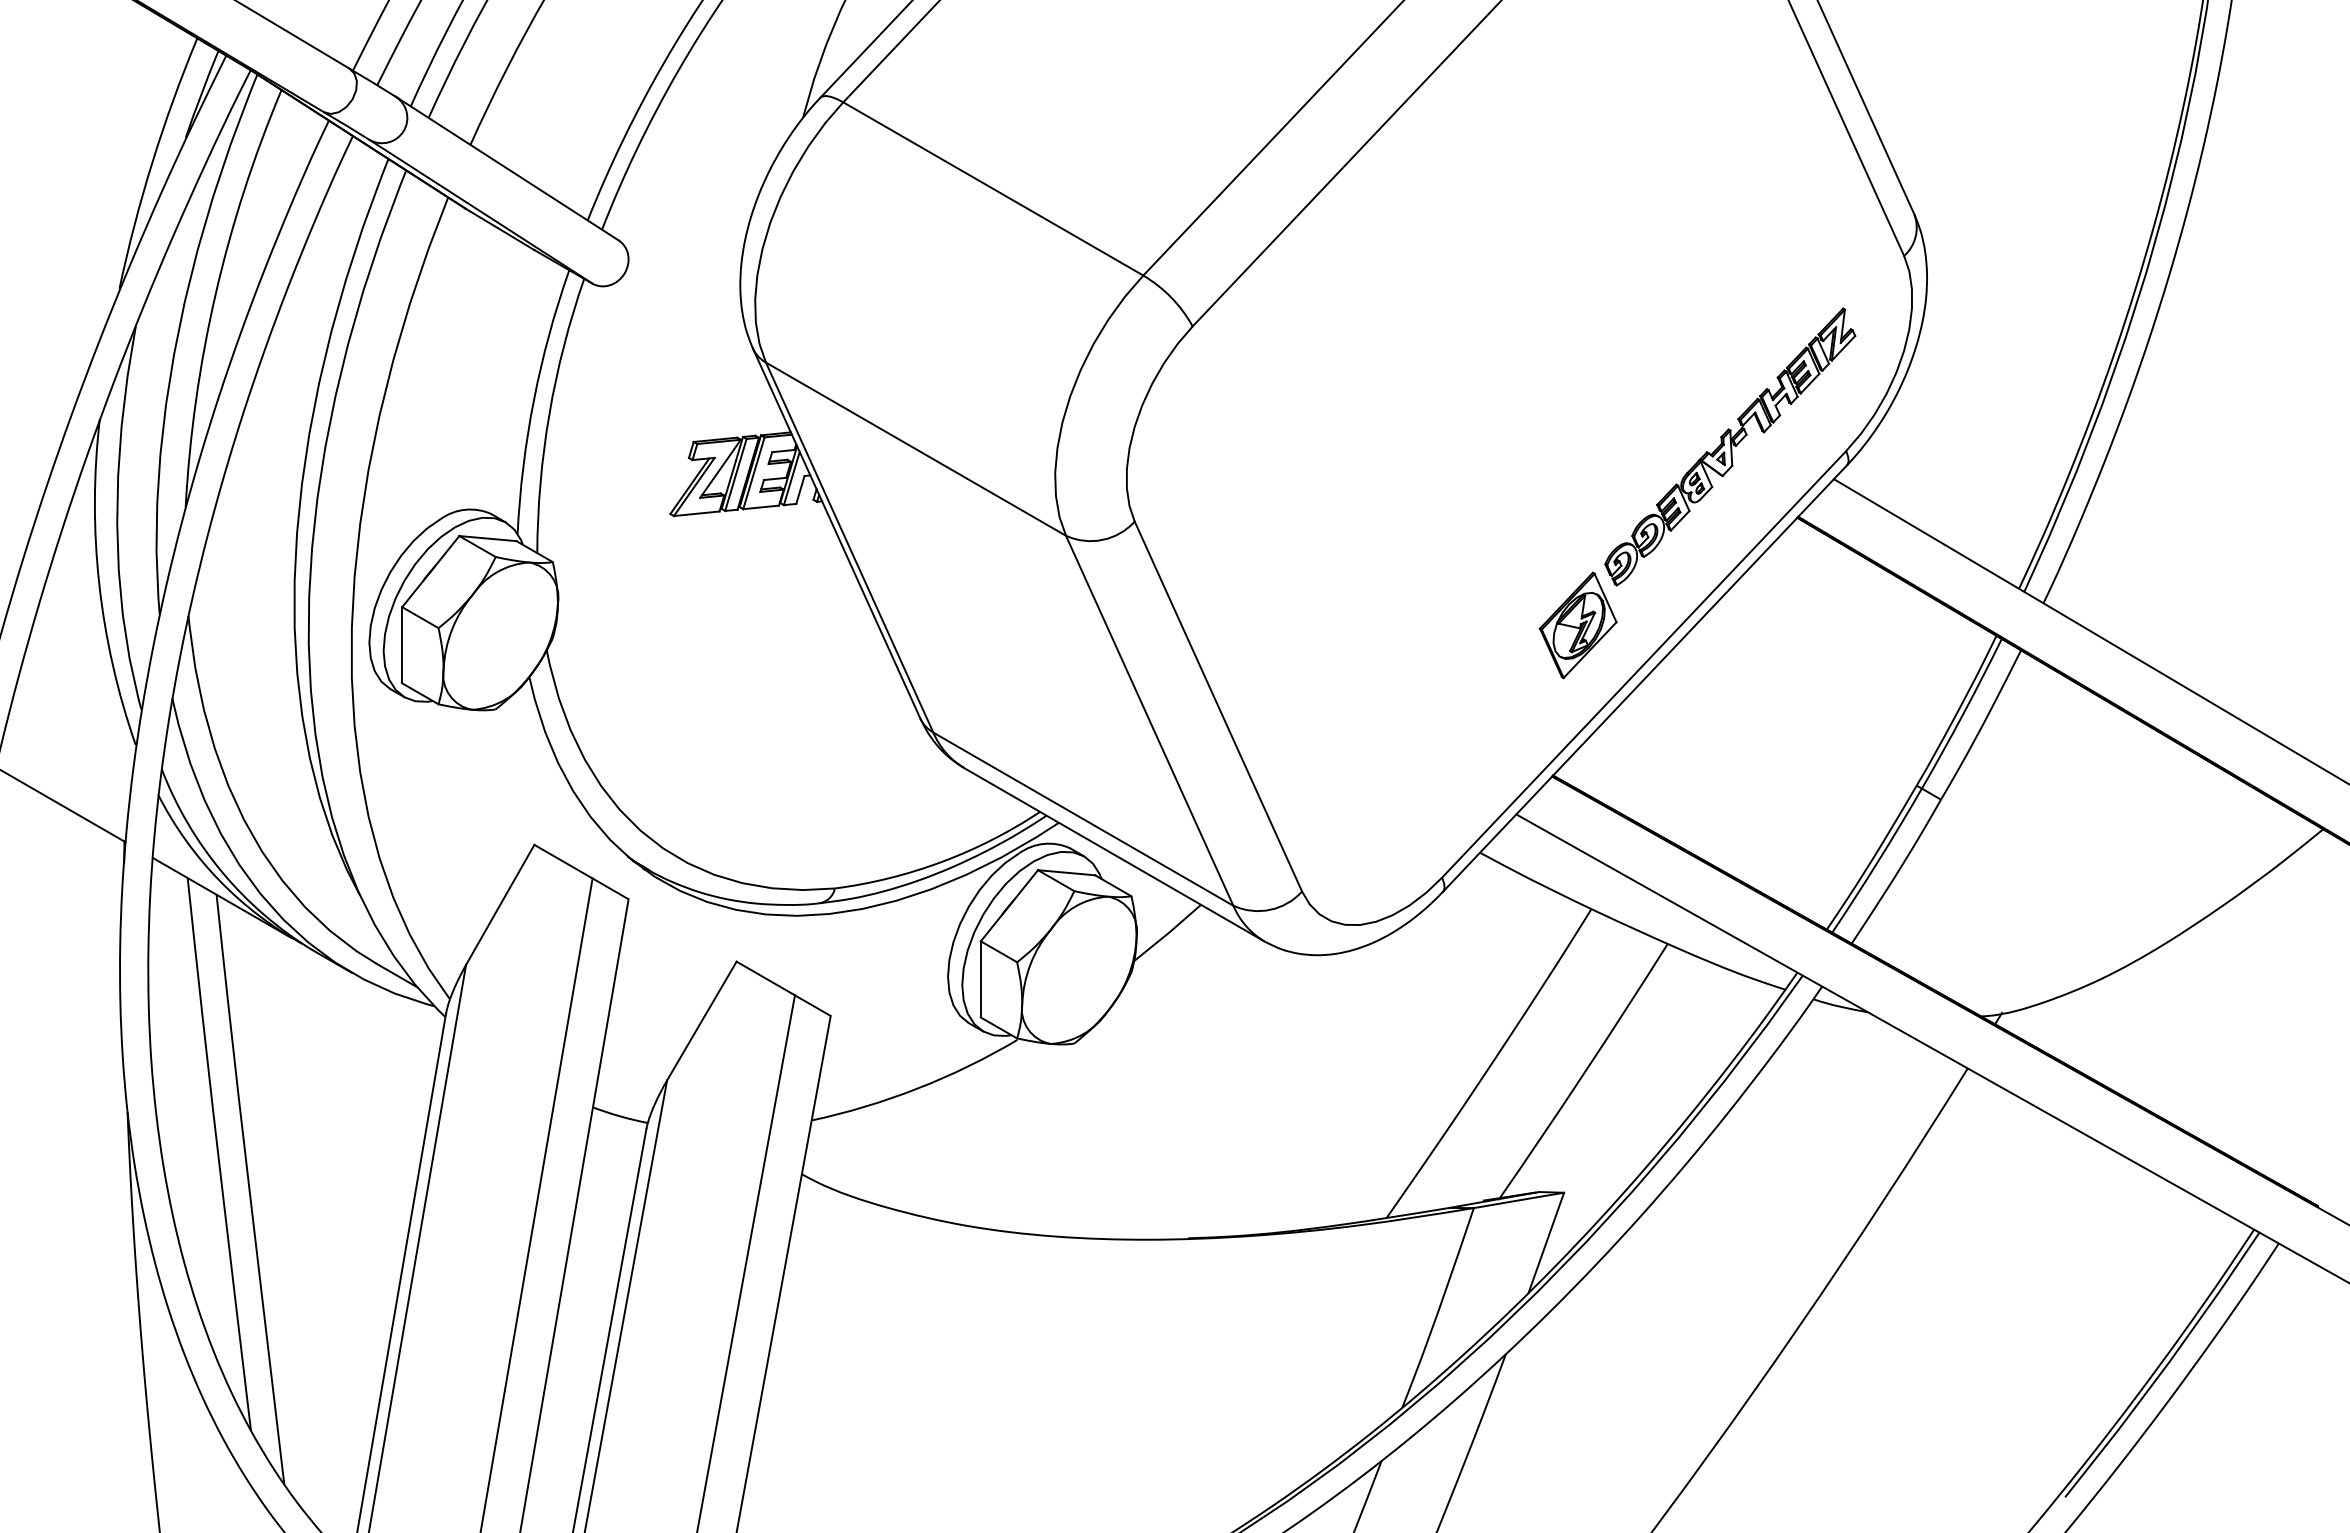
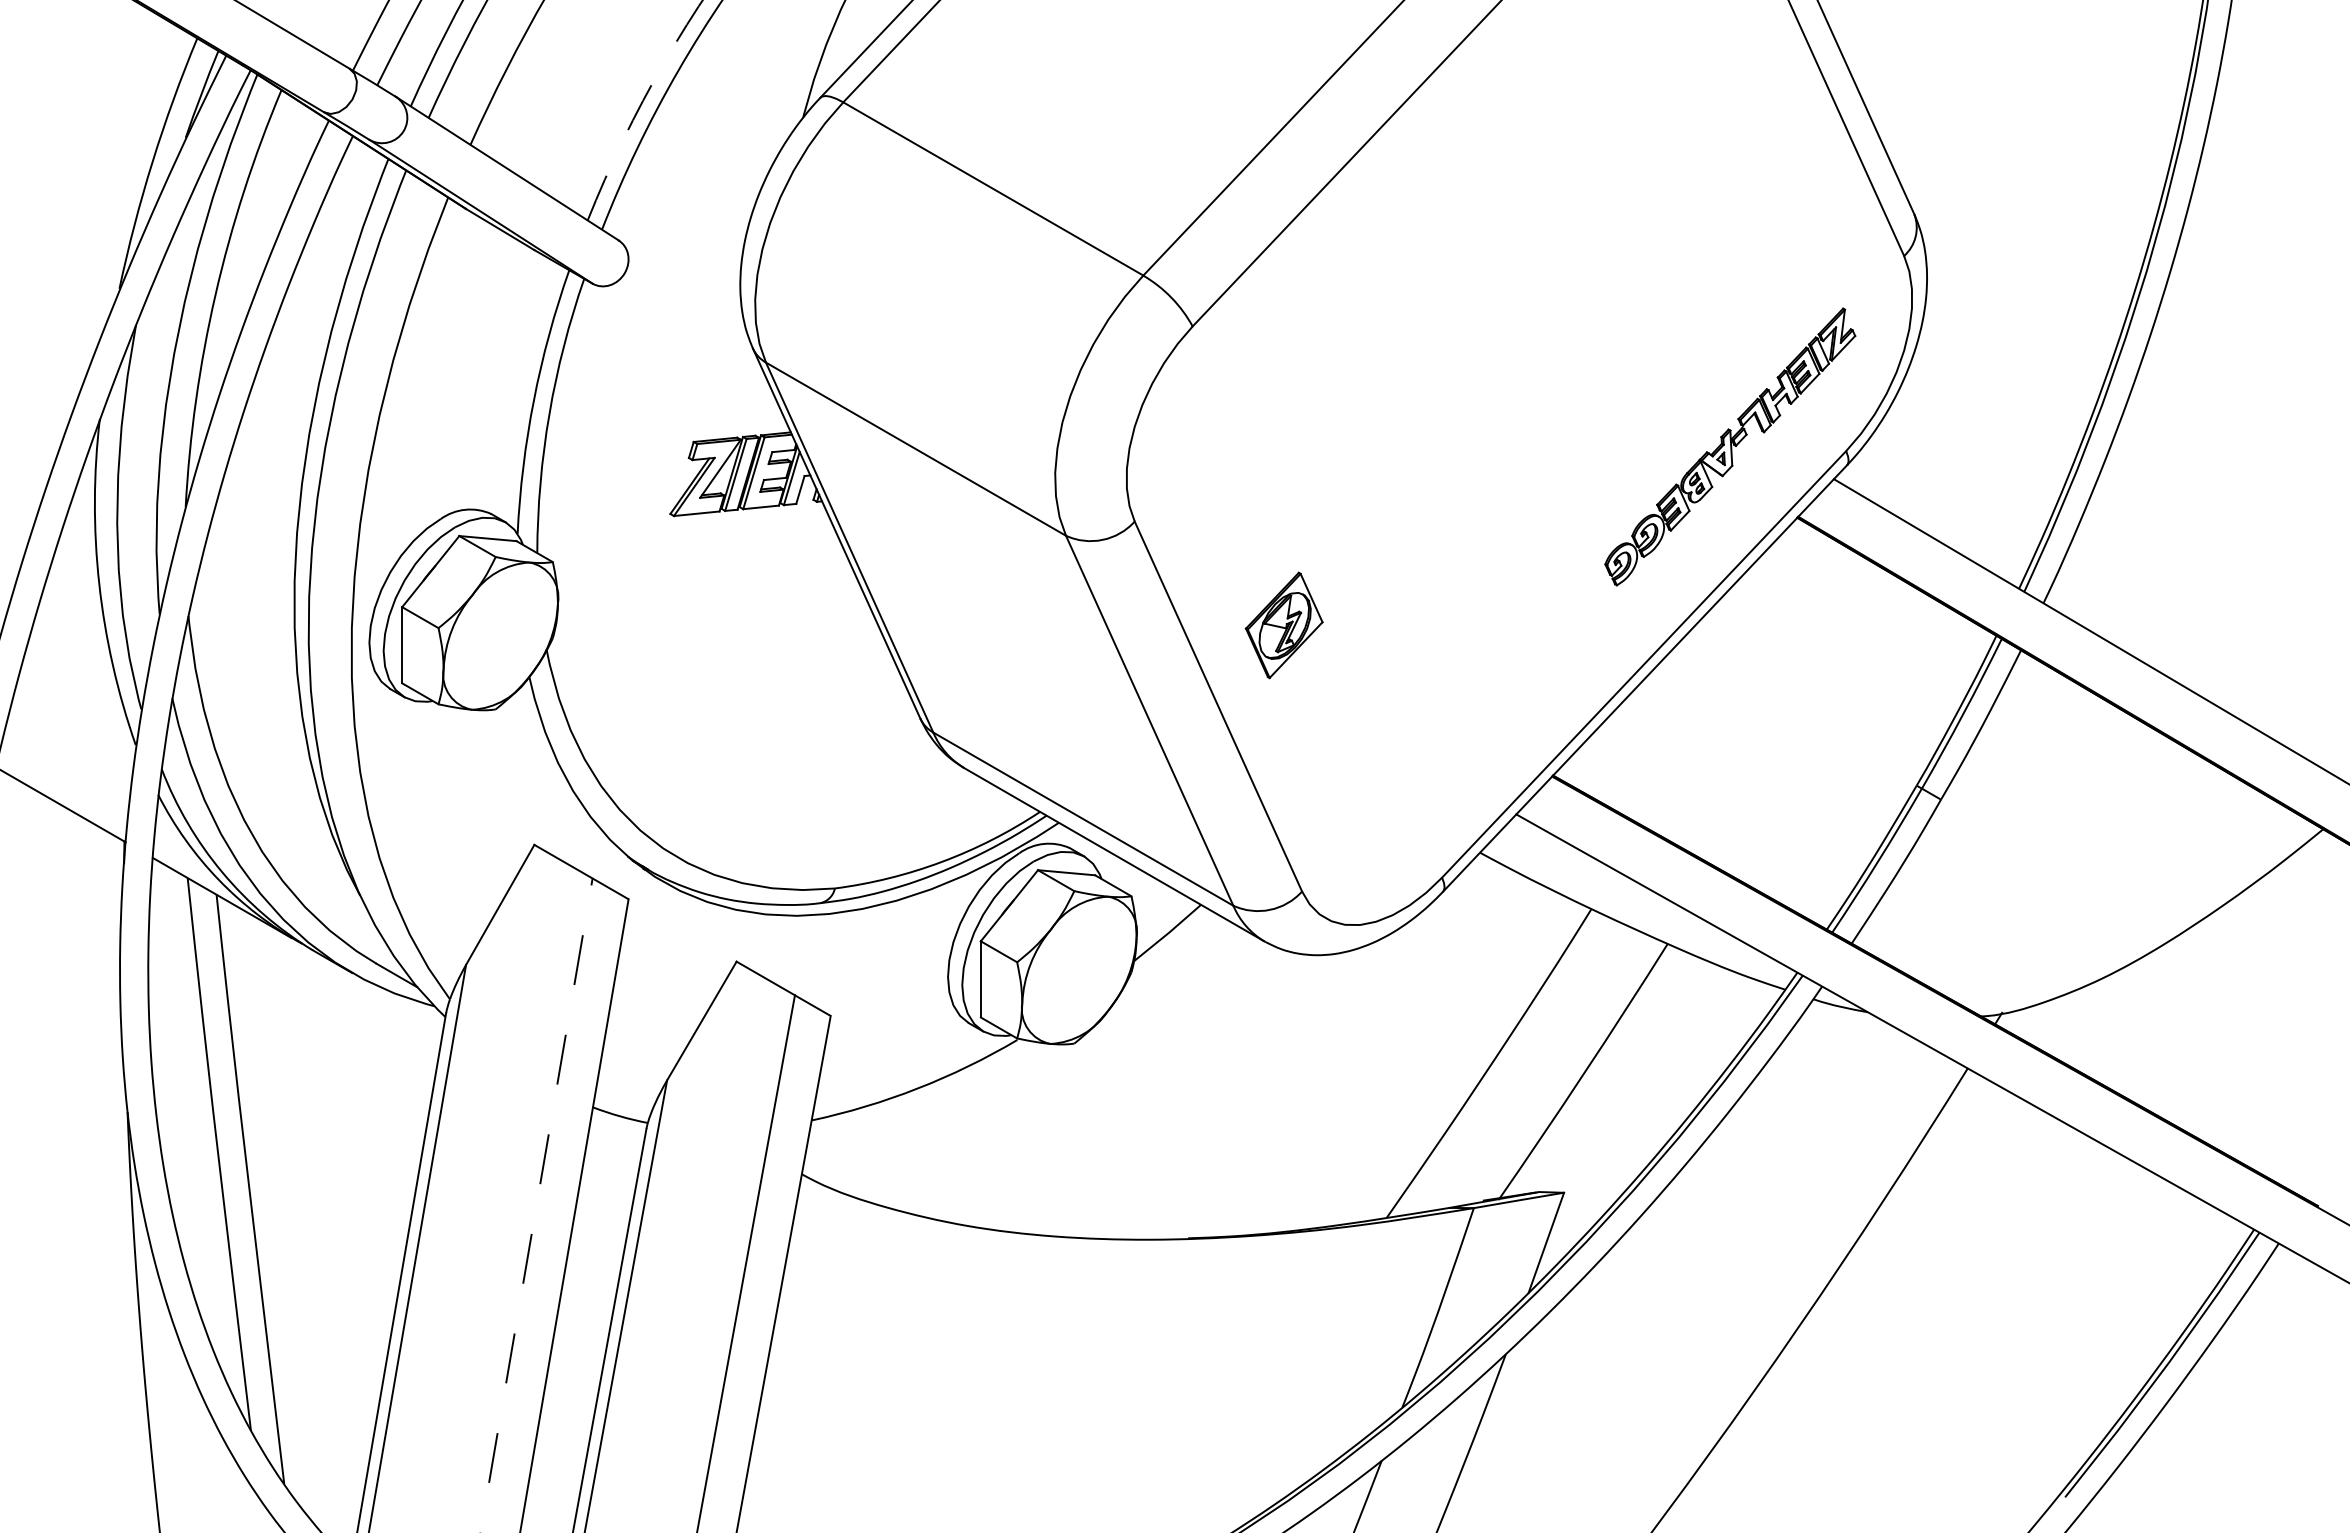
arc: solid -> dashed (639, 107)
part position: (1577, 625) -> (1283, 625) (1283, 625)
line: solid -> dashed (536, 1205)
